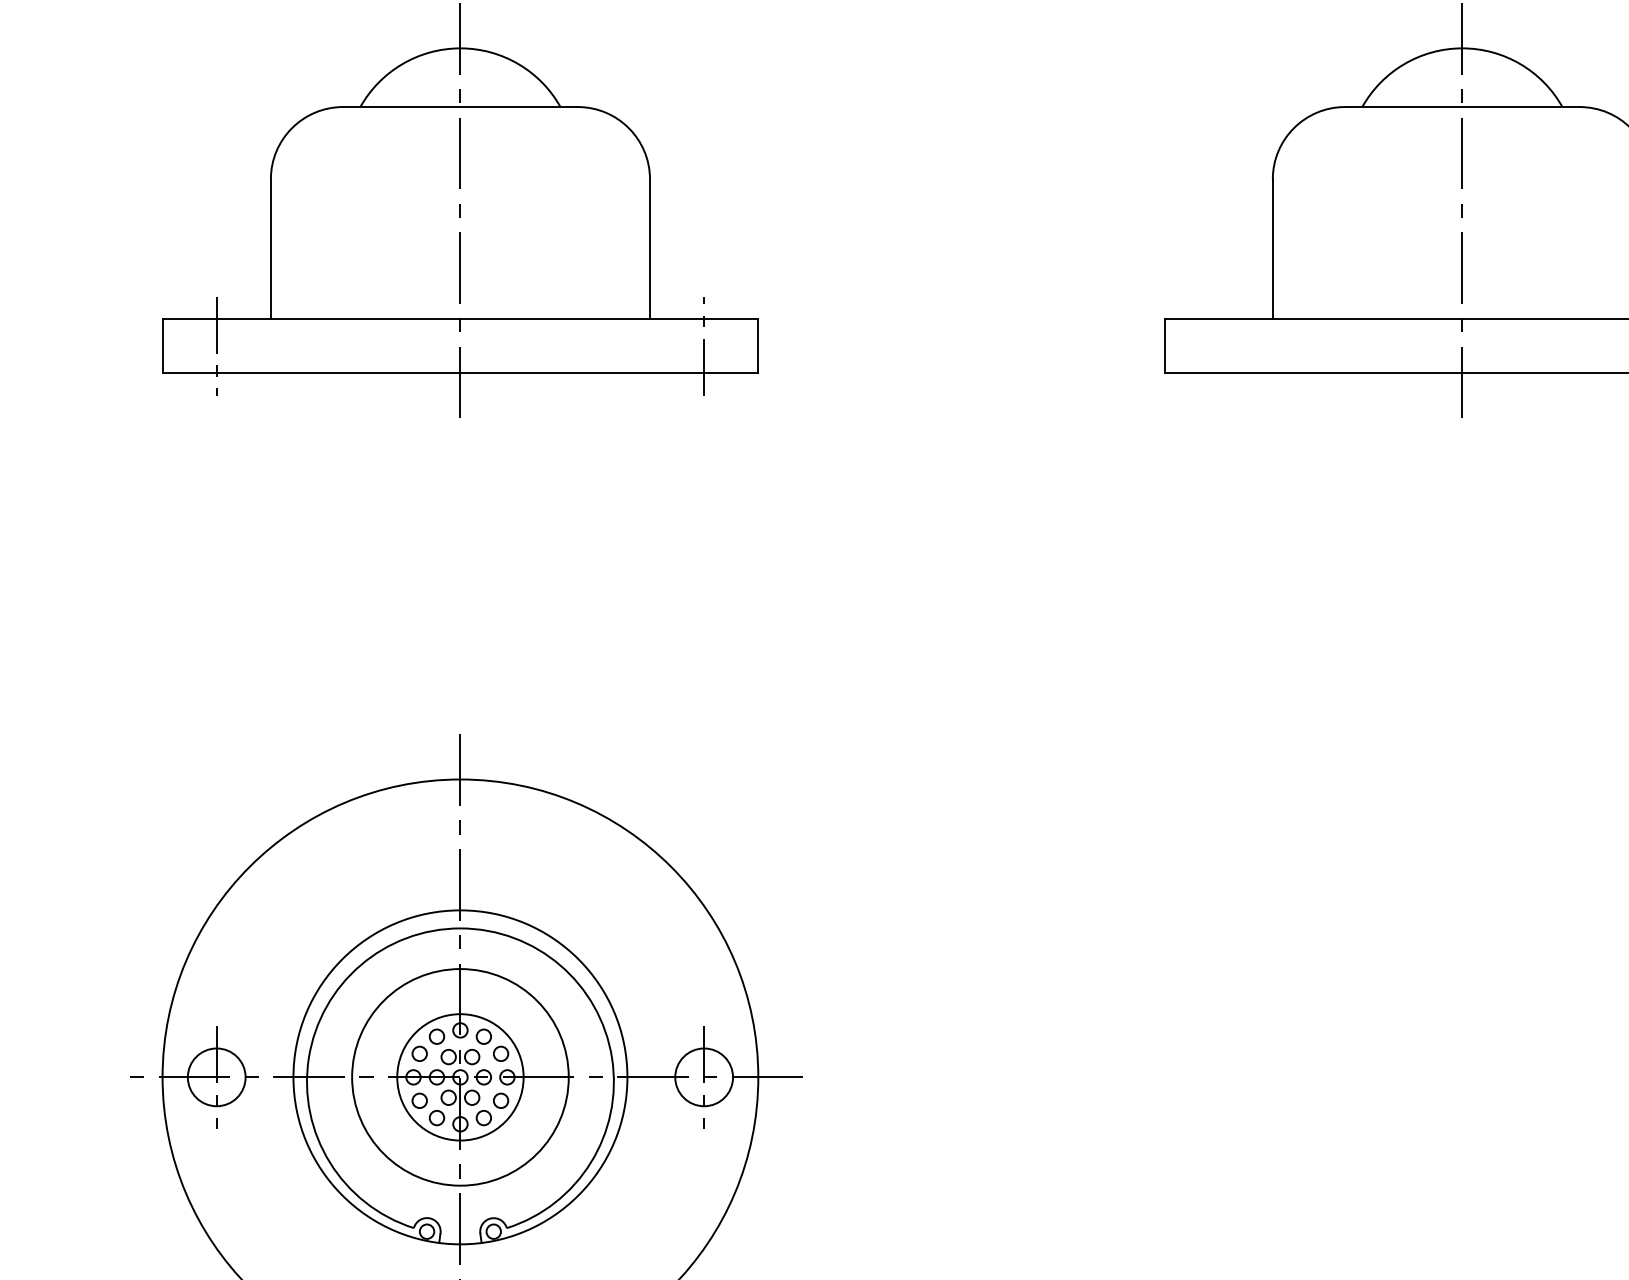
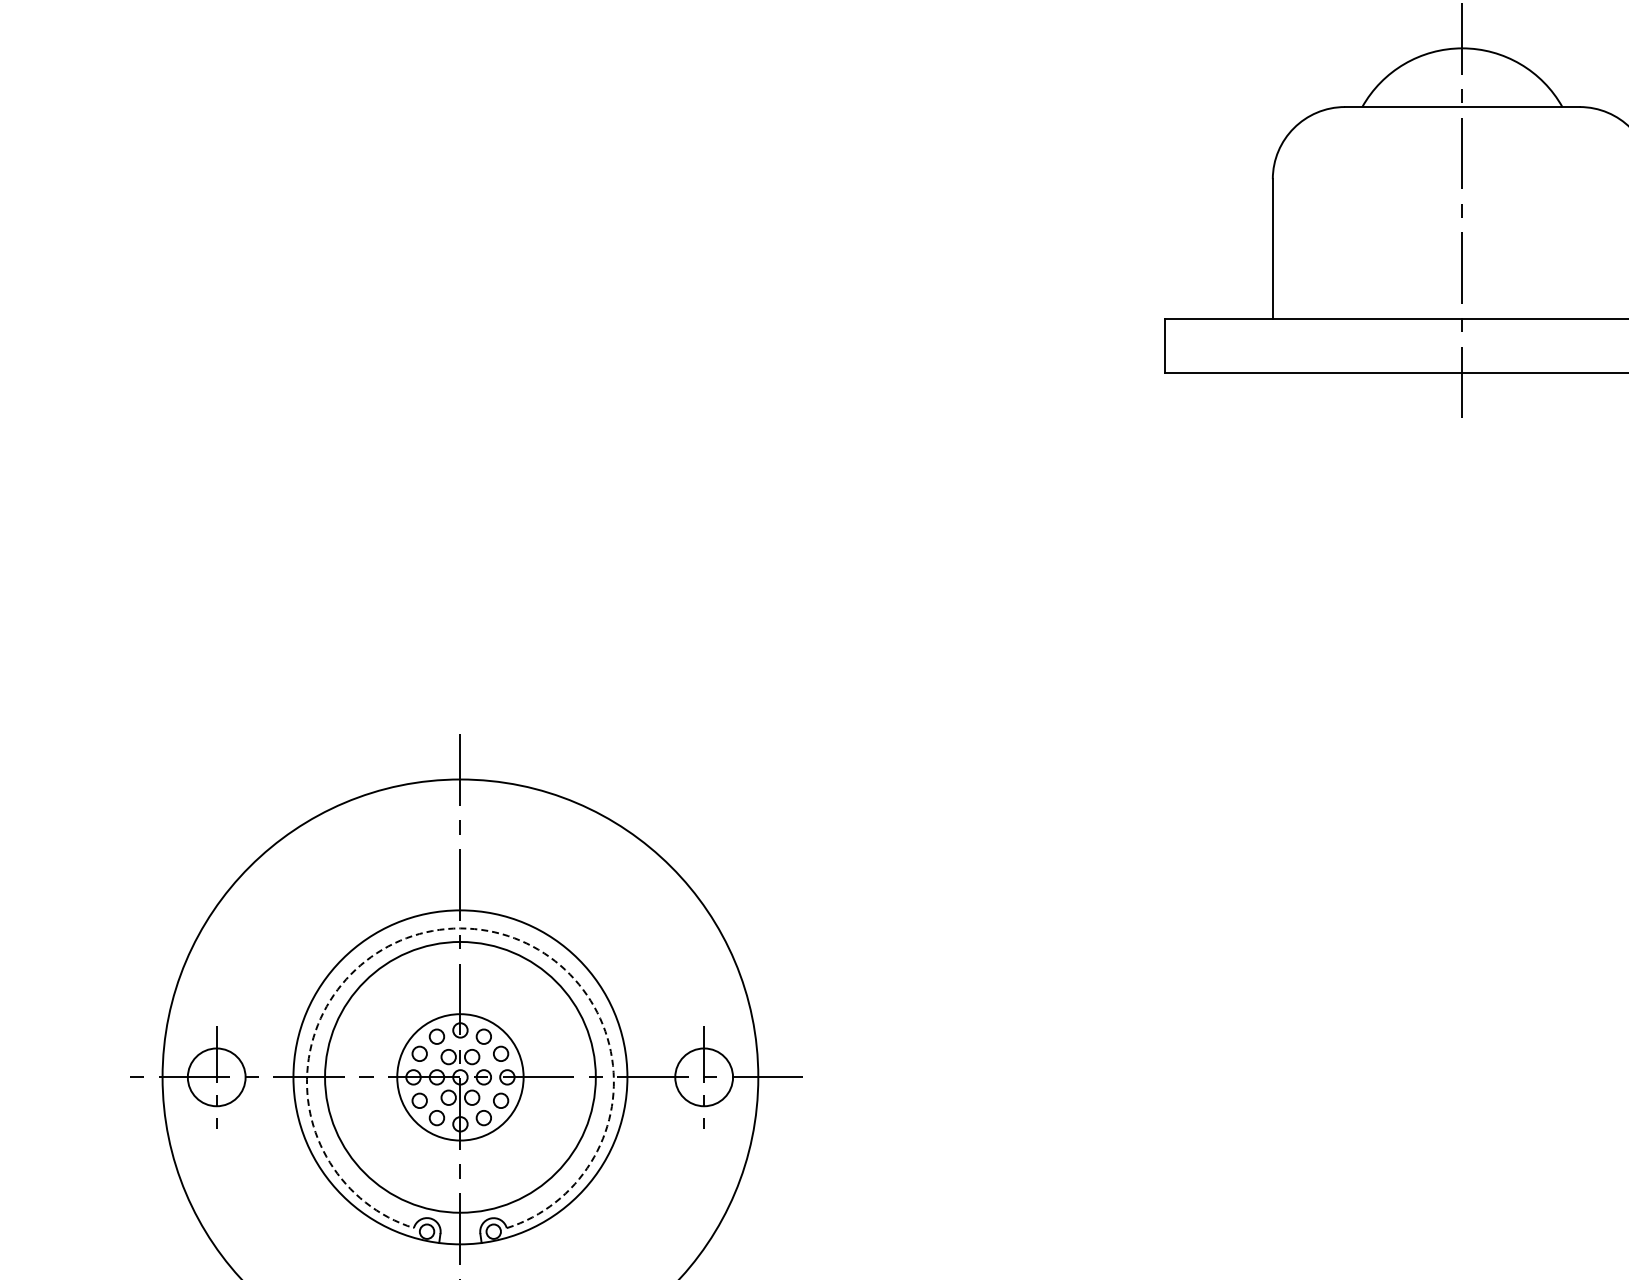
part: present -> none (460, 210)
arc: solid -> dashed (460, 928)
circle diameter: 217 px -> 271 px (460, 1076)
